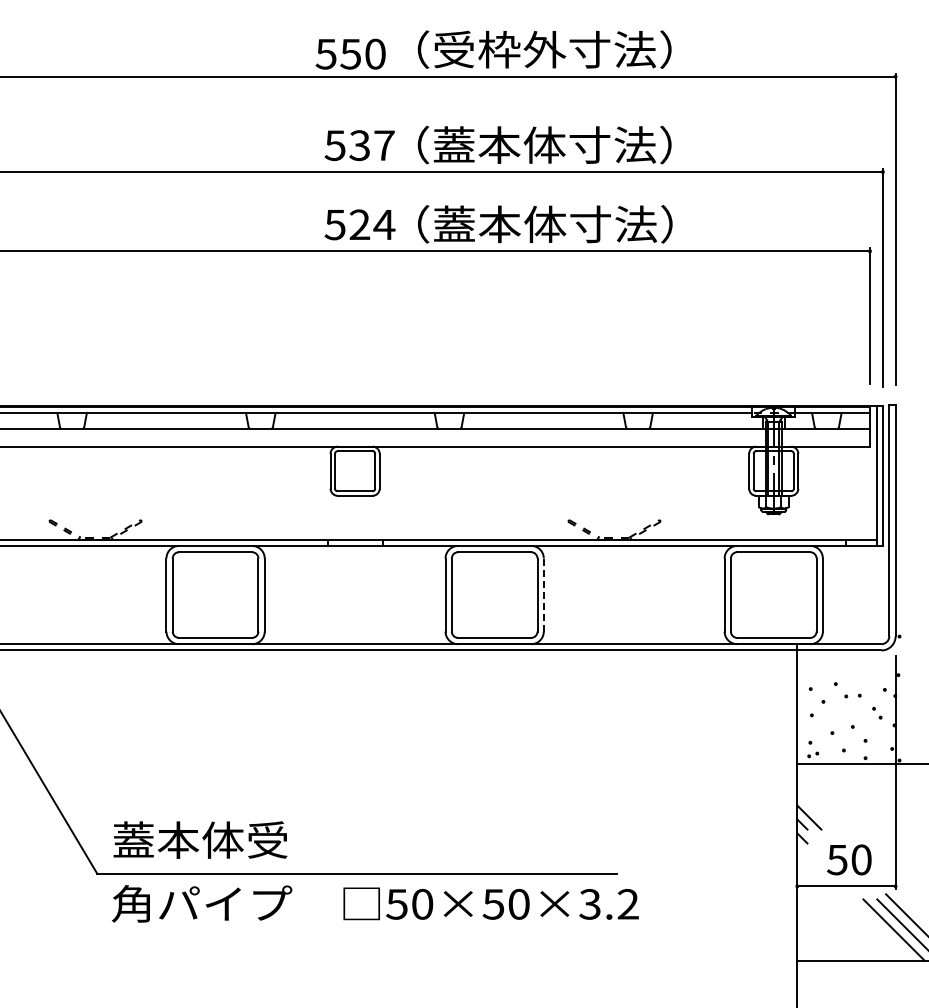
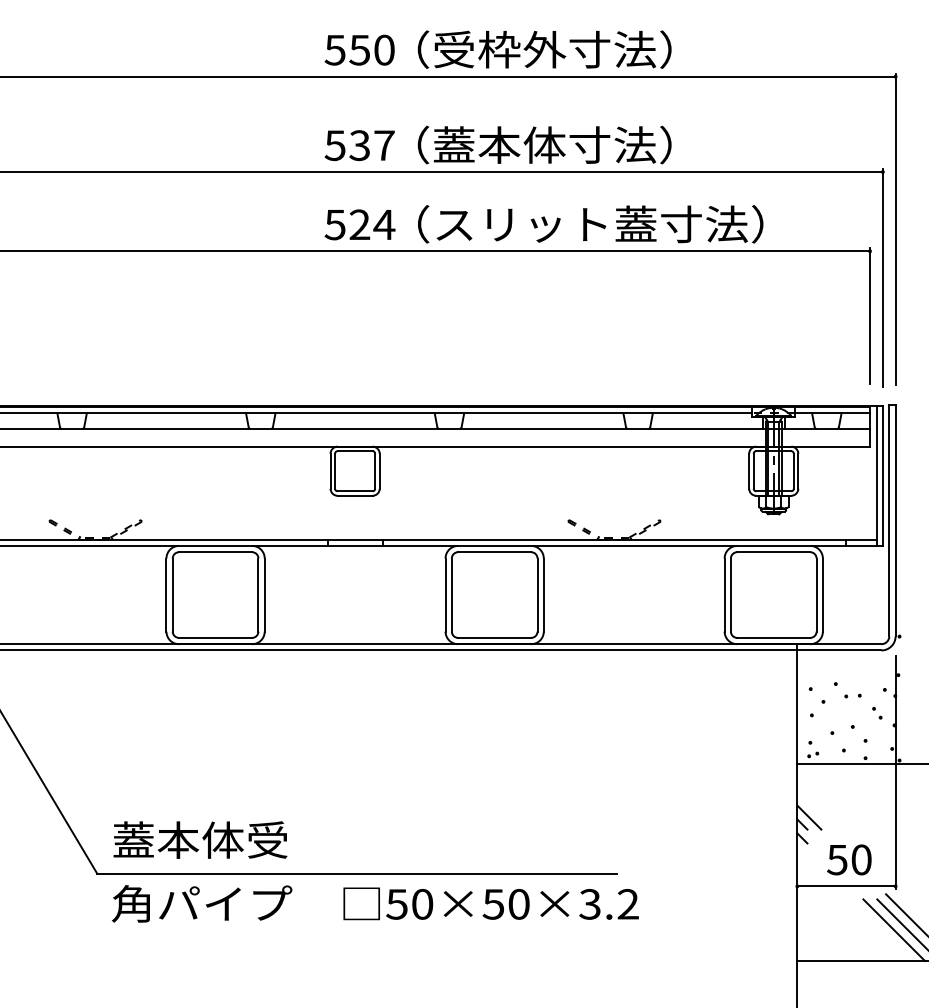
text position: (350, 53) -> (359, 49) (359, 49)
text: （蓋本体寸法） -> （スリット蓋寸法） (598, 224)
line: dashed -> solid (543, 595)
